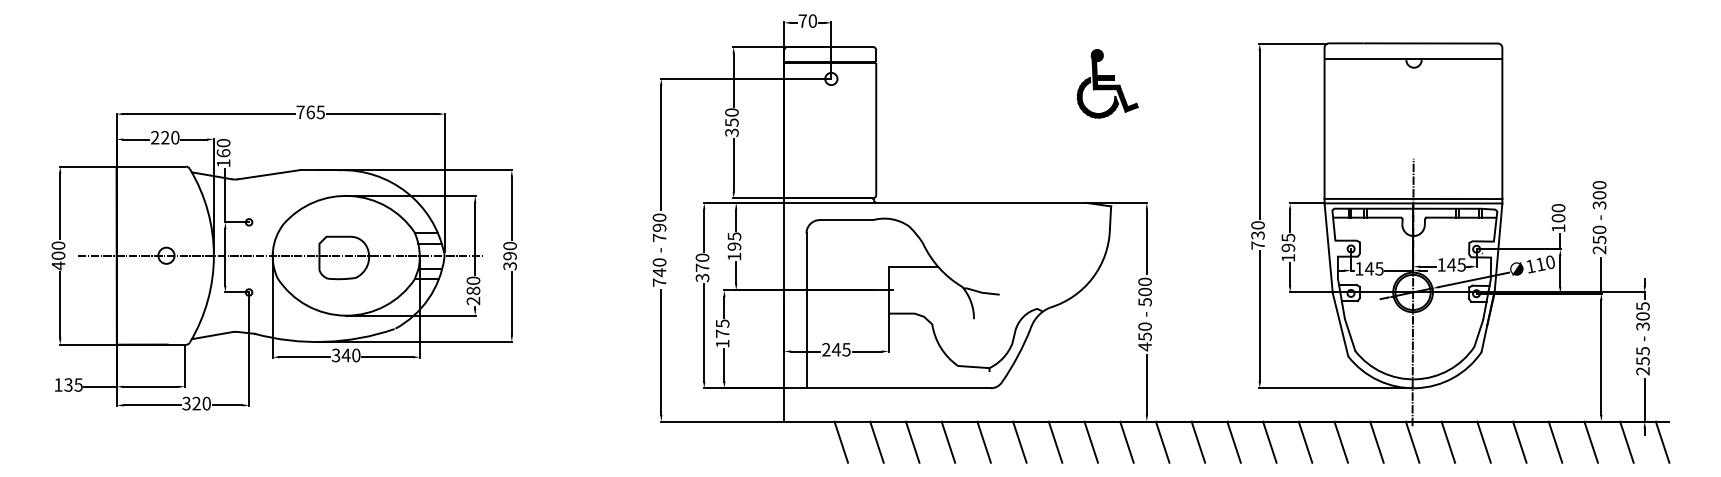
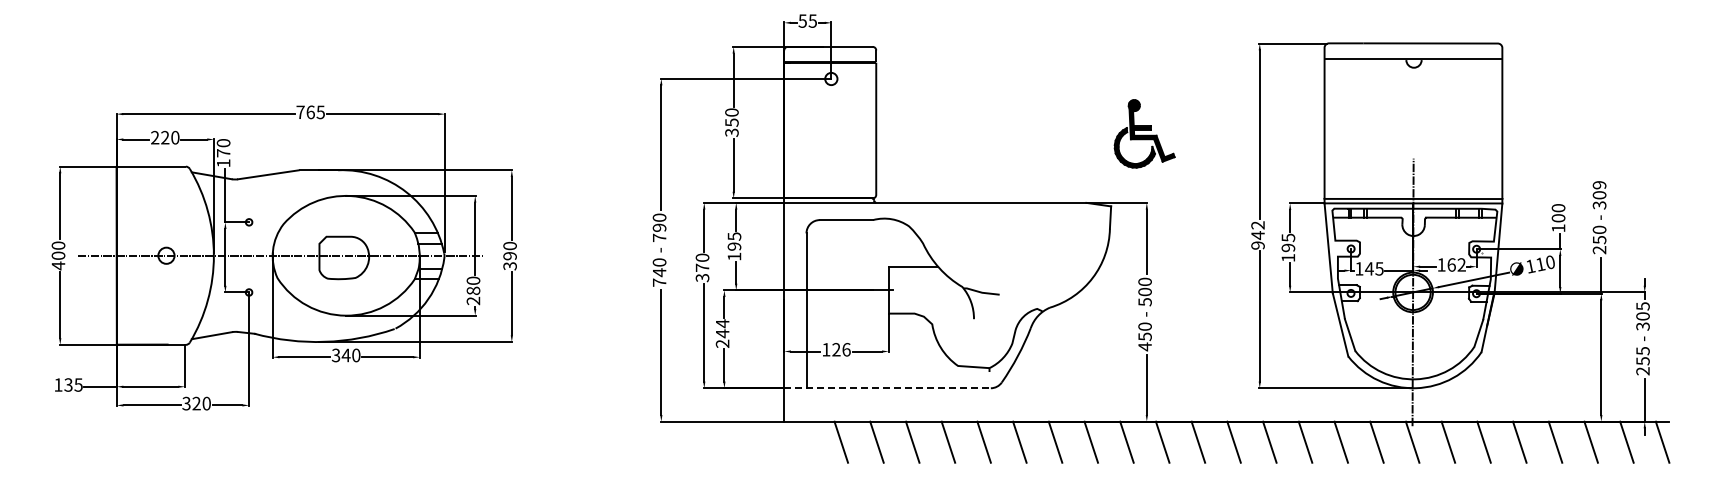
text: 70 -> 55 (807, 20)
part position: (1107, 83) -> (1144, 133) (1144, 133)
text: 160 -> 170 (223, 153)
text: 300 -> 309 (1599, 185)
text: 730 -> 942 (1257, 235)
text: 145 -> 162 (1456, 264)
text: 175 -> 244 (722, 333)
text: 245 -> 126 (836, 349)
line: solid -> dashed (888, 388)
